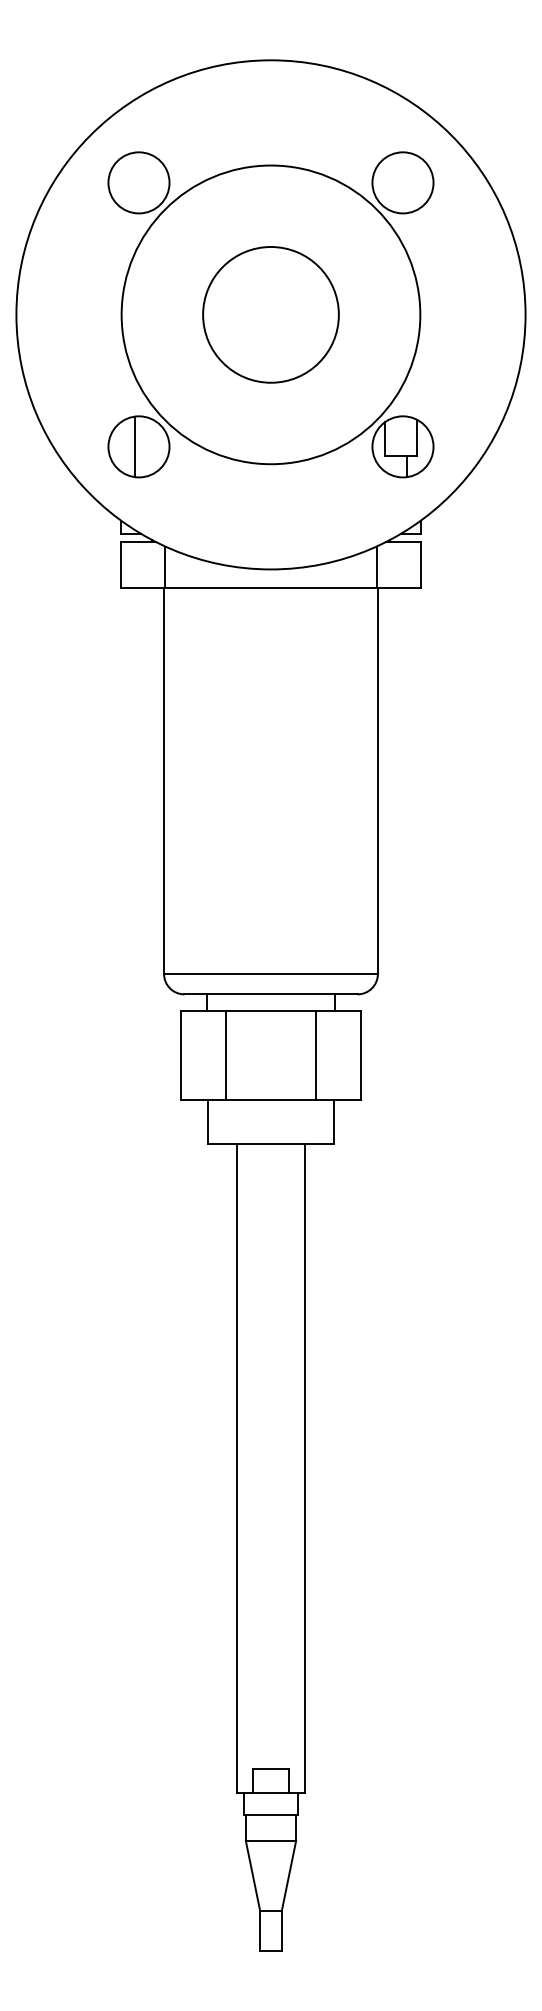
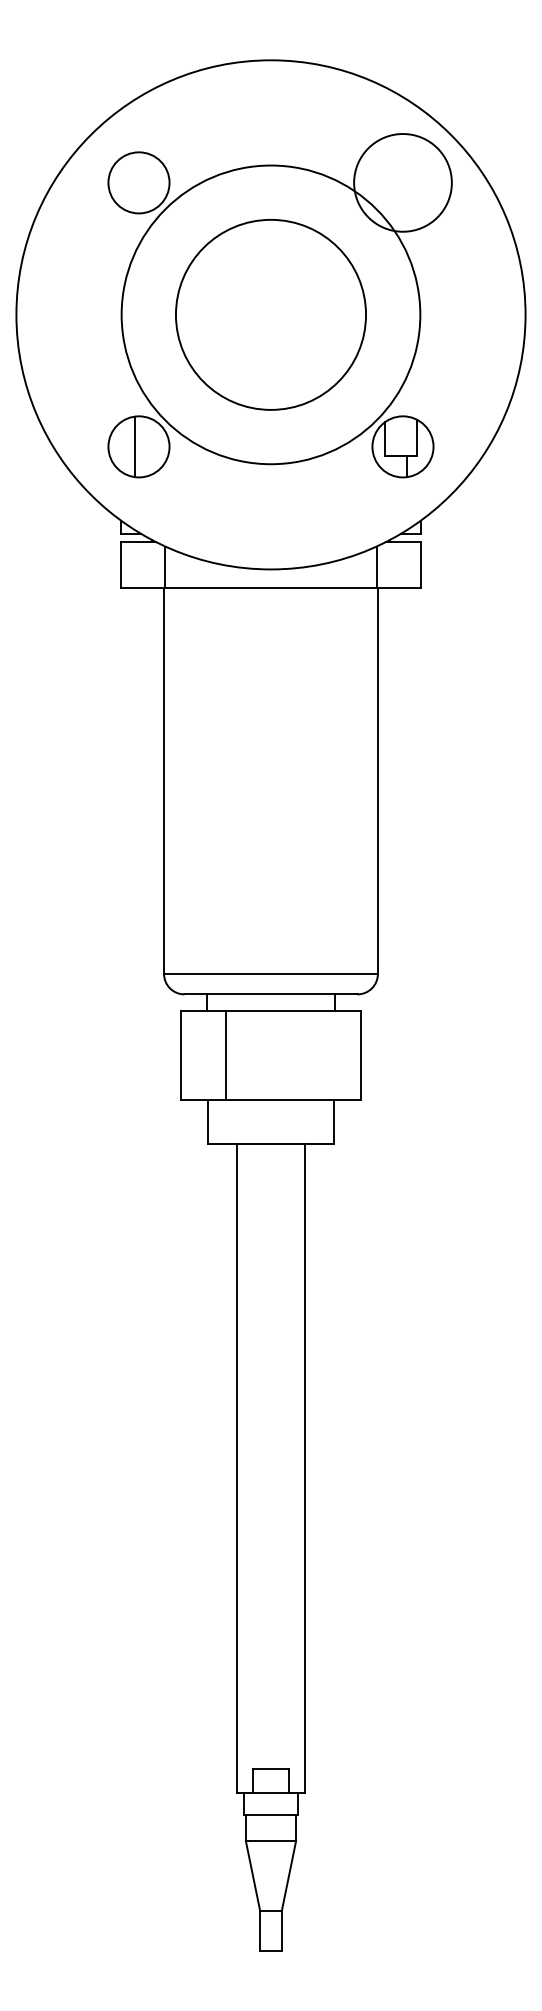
circle diameter: 61 px -> 98 px (402, 182)
circle diameter: 136 px -> 190 px (270, 314)
line: present -> none (316, 1055)
